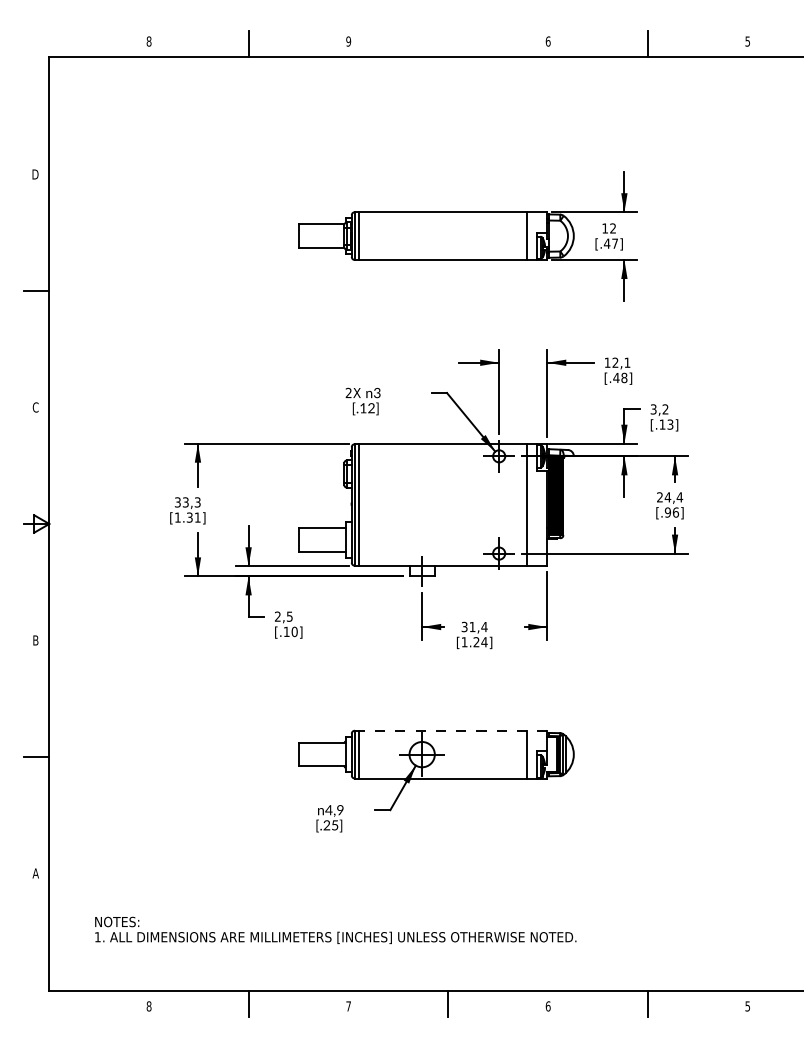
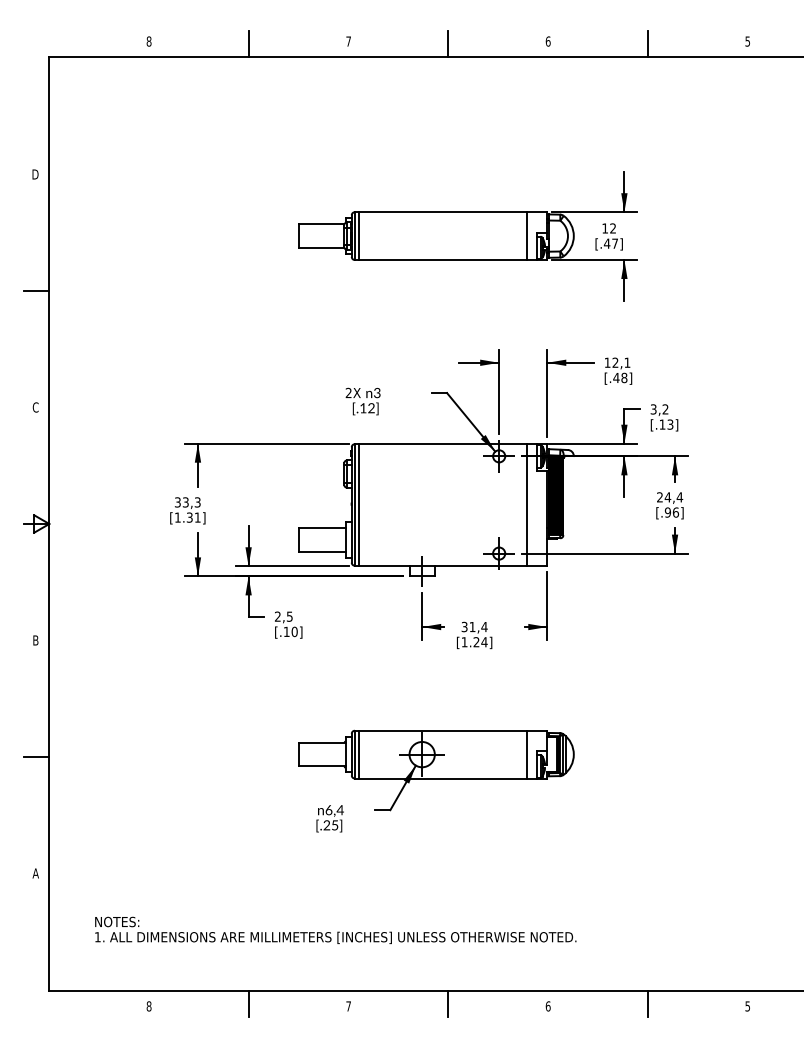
text: 9 -> 7 (348, 41)
line: none -> present (448, 43)
line: dashed -> solid (451, 730)
text: 4,9 -> 6,4 (334, 810)
